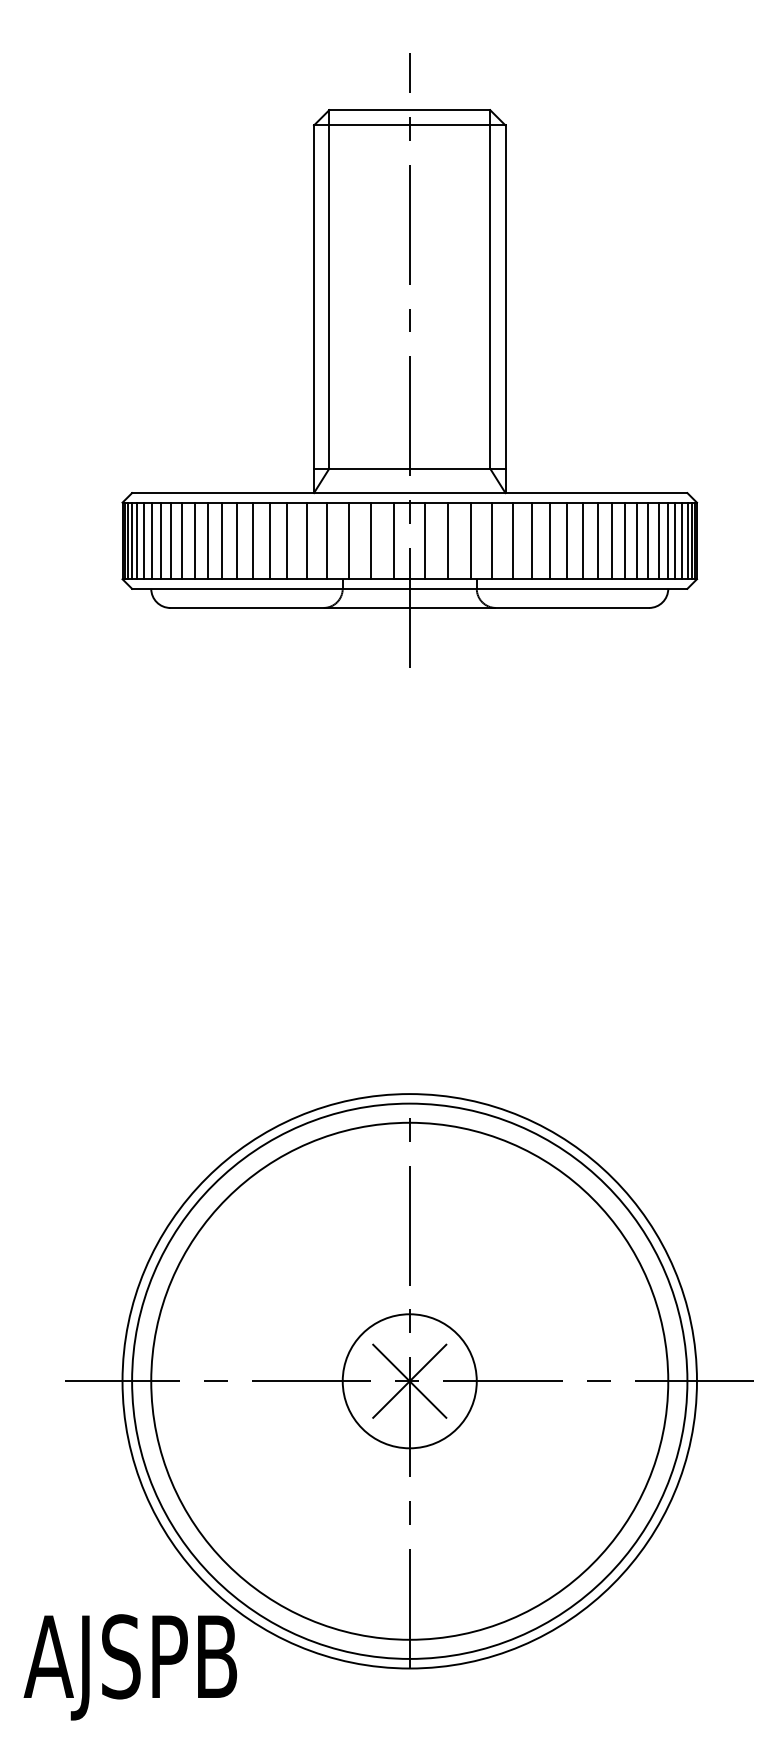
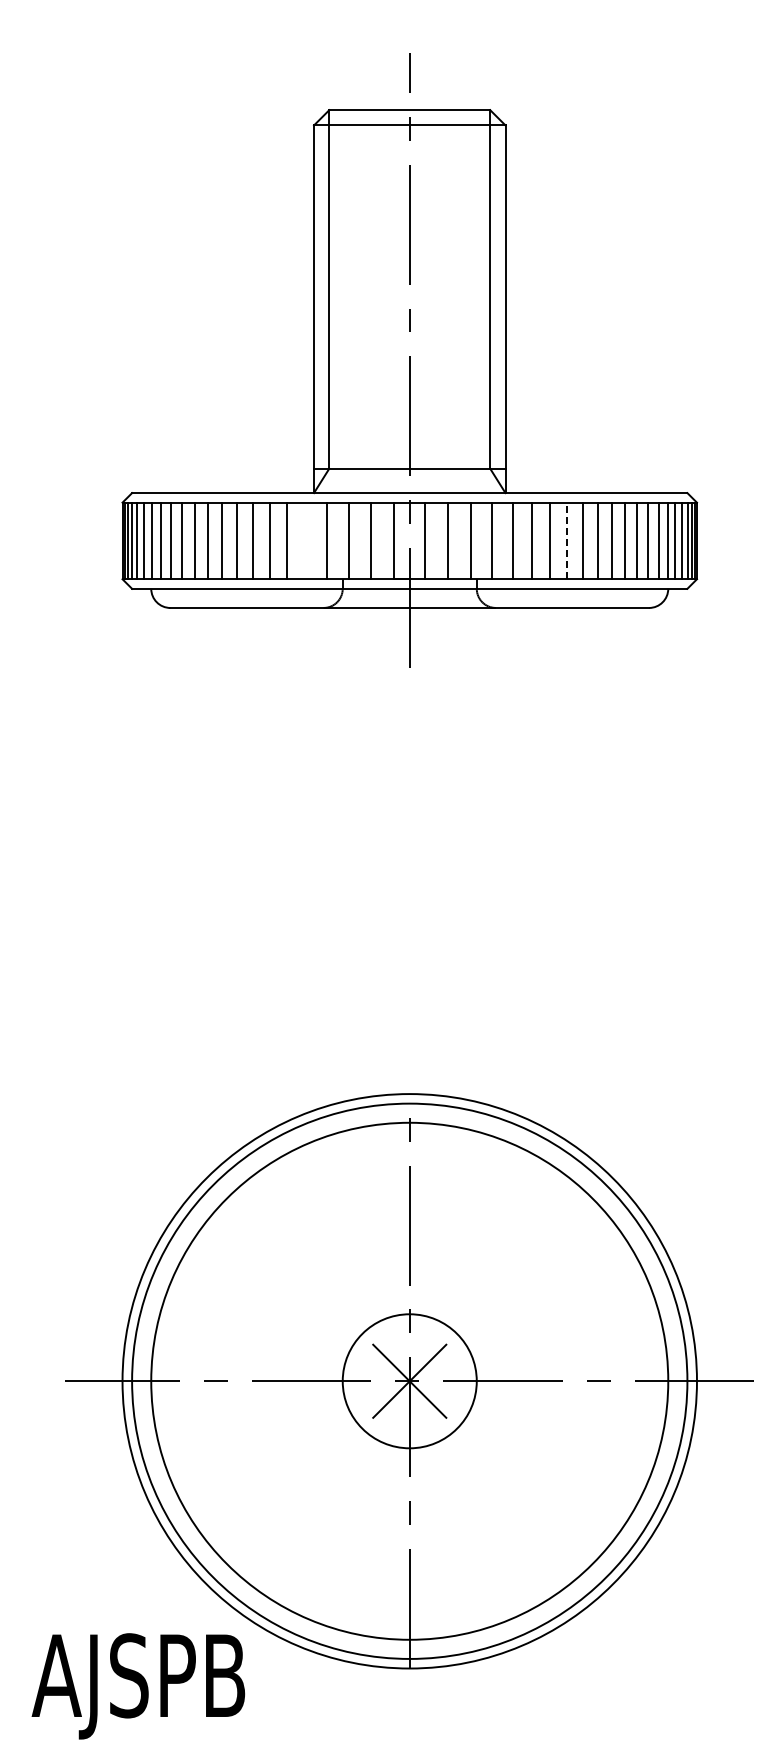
line: present -> none (306, 540)
line: solid -> dashed (567, 540)
text position: (130, 1667) -> (138, 1686) (138, 1686)
